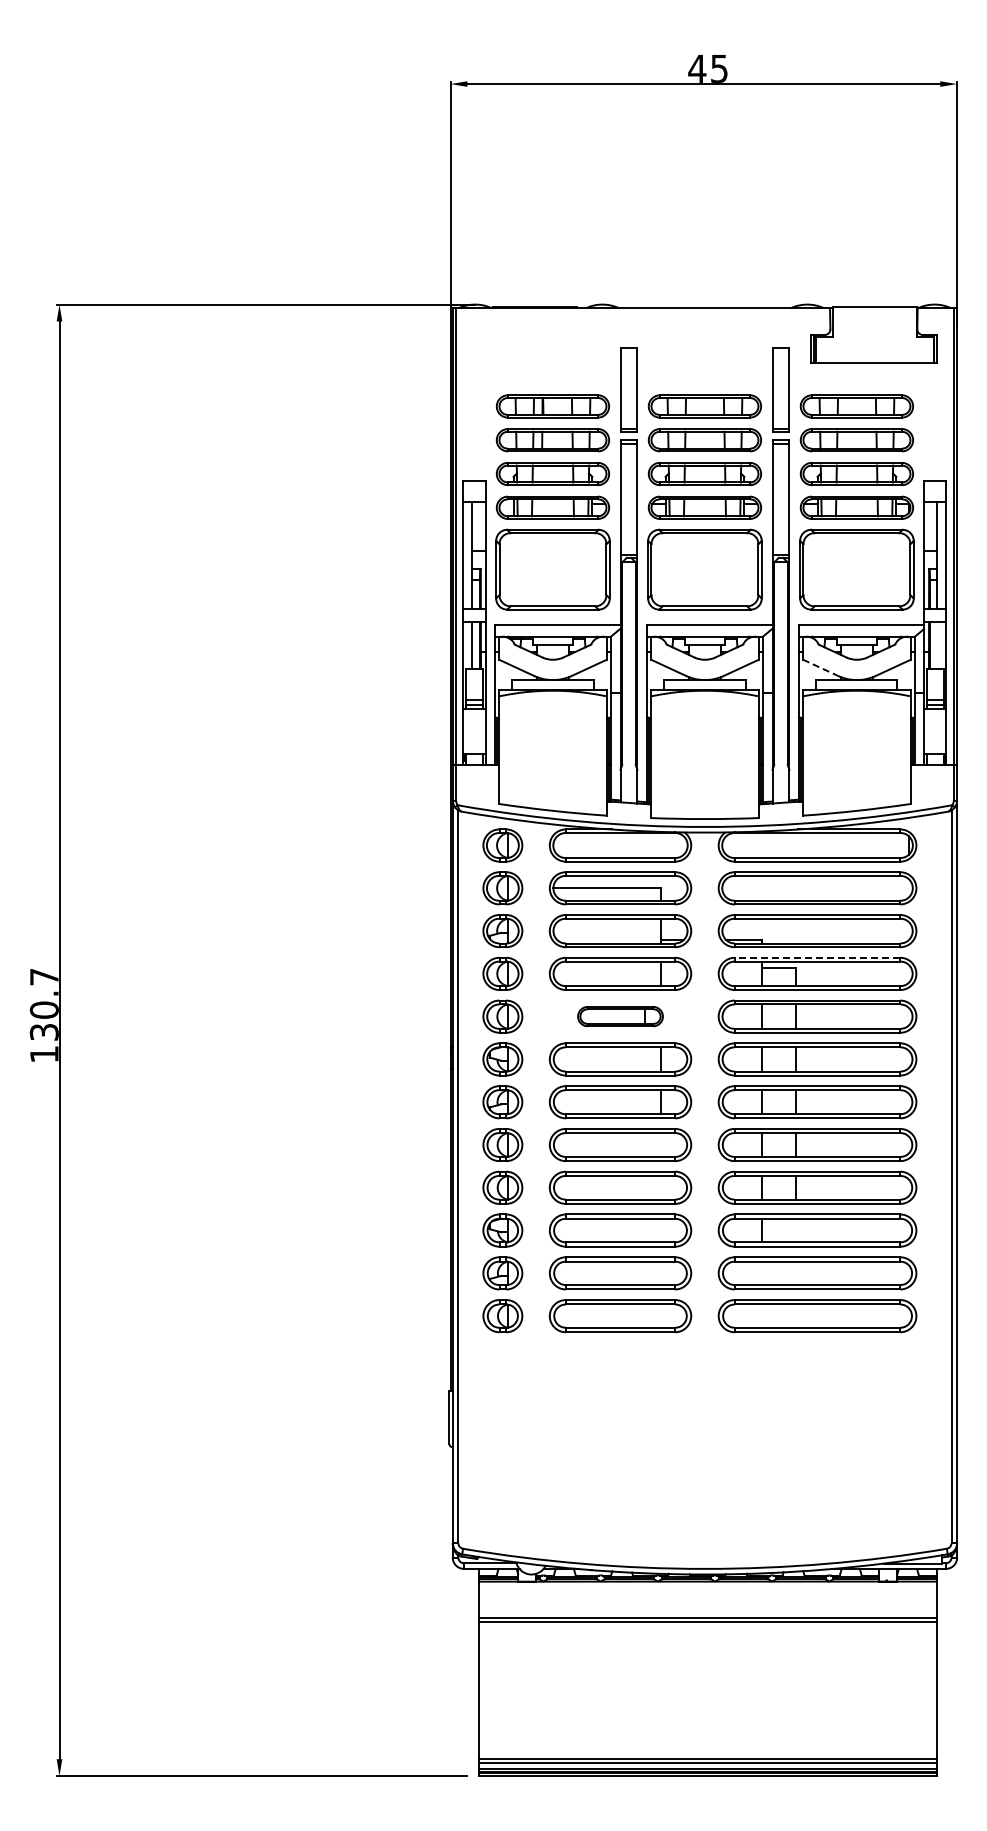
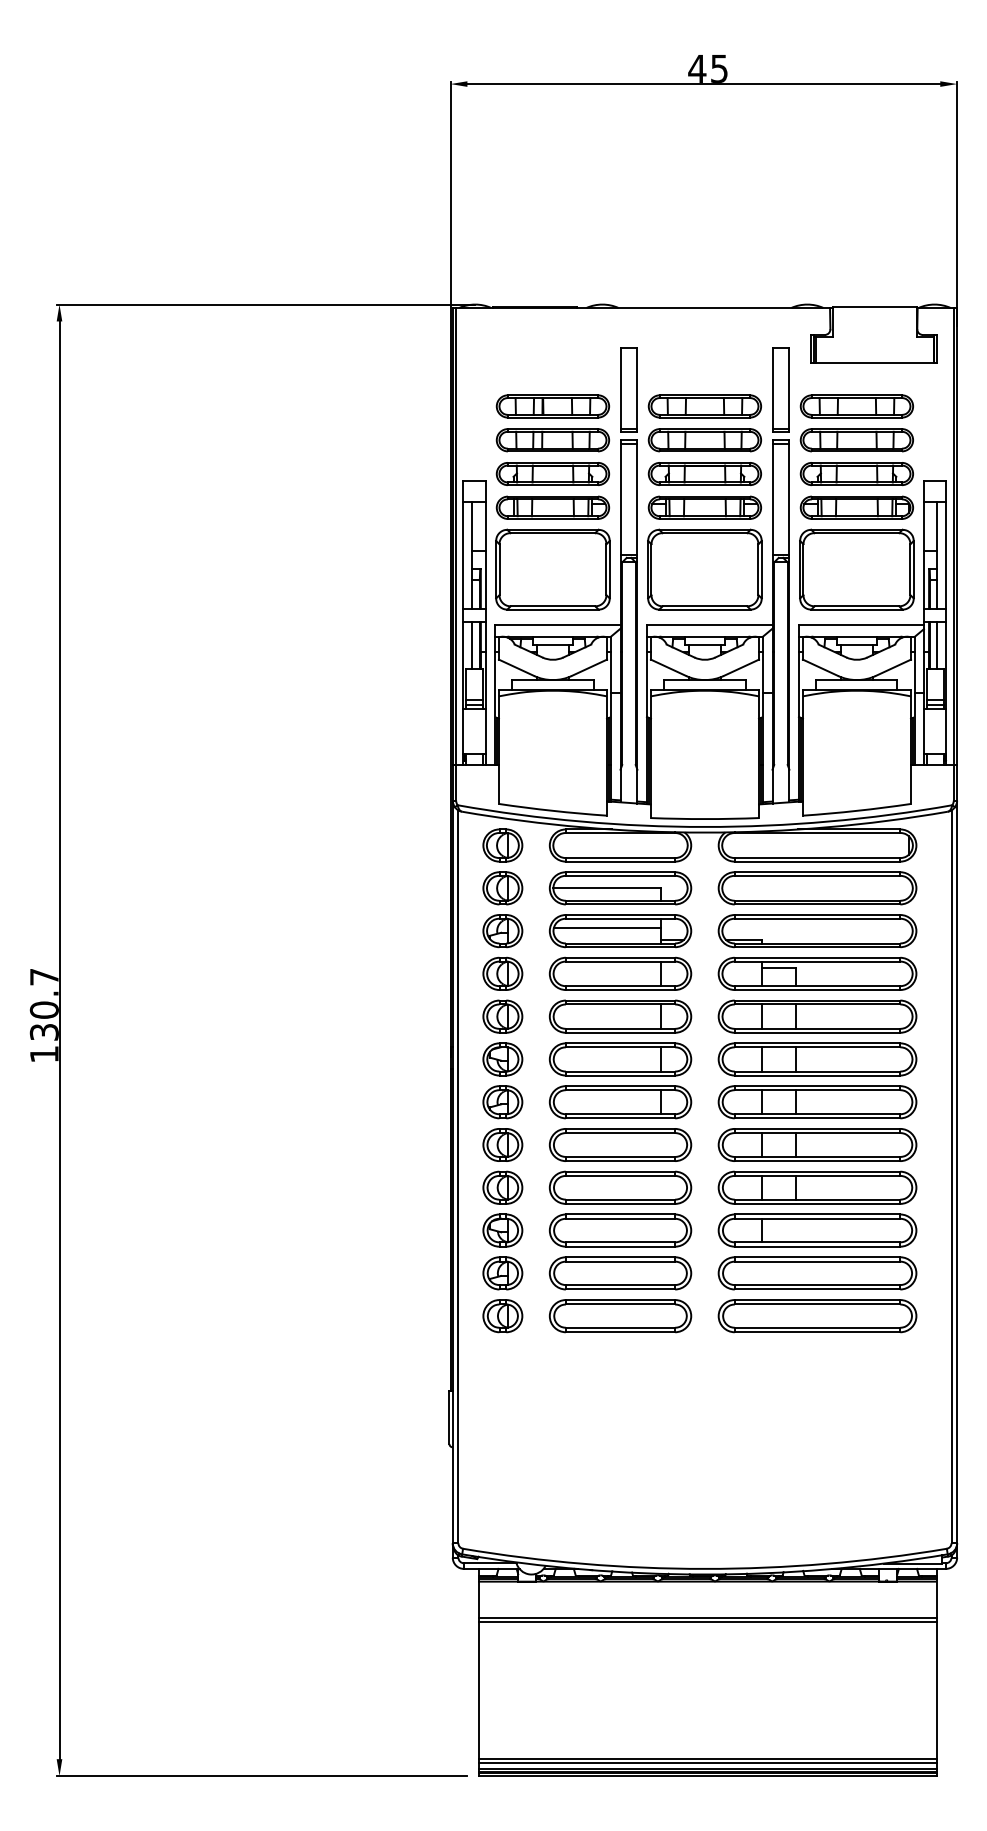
line: none -> present (937, 645)
line: dashed -> solid (820, 667)
line: none -> present (607, 928)
line: dashed -> solid (817, 957)
part size: 87x22 px -> 145x35 px (620, 1016)
